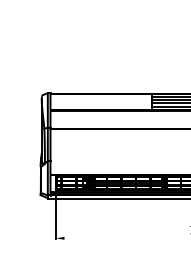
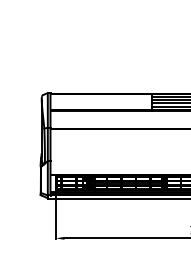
line: none -> present (125, 238)
